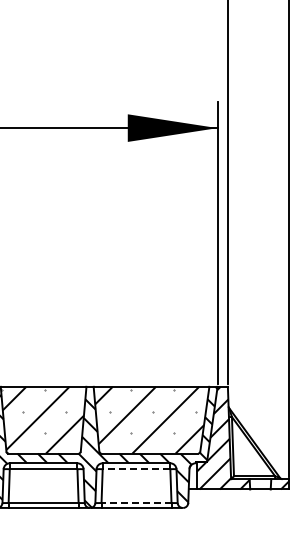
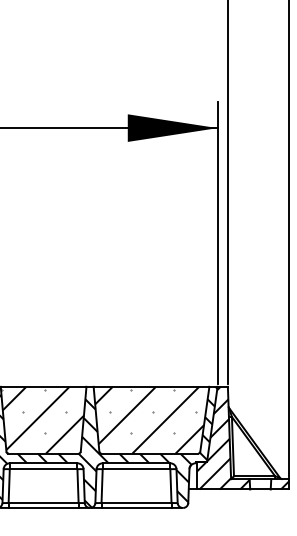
line: dashed -> solid (136, 469)
line: dashed -> solid (136, 503)
